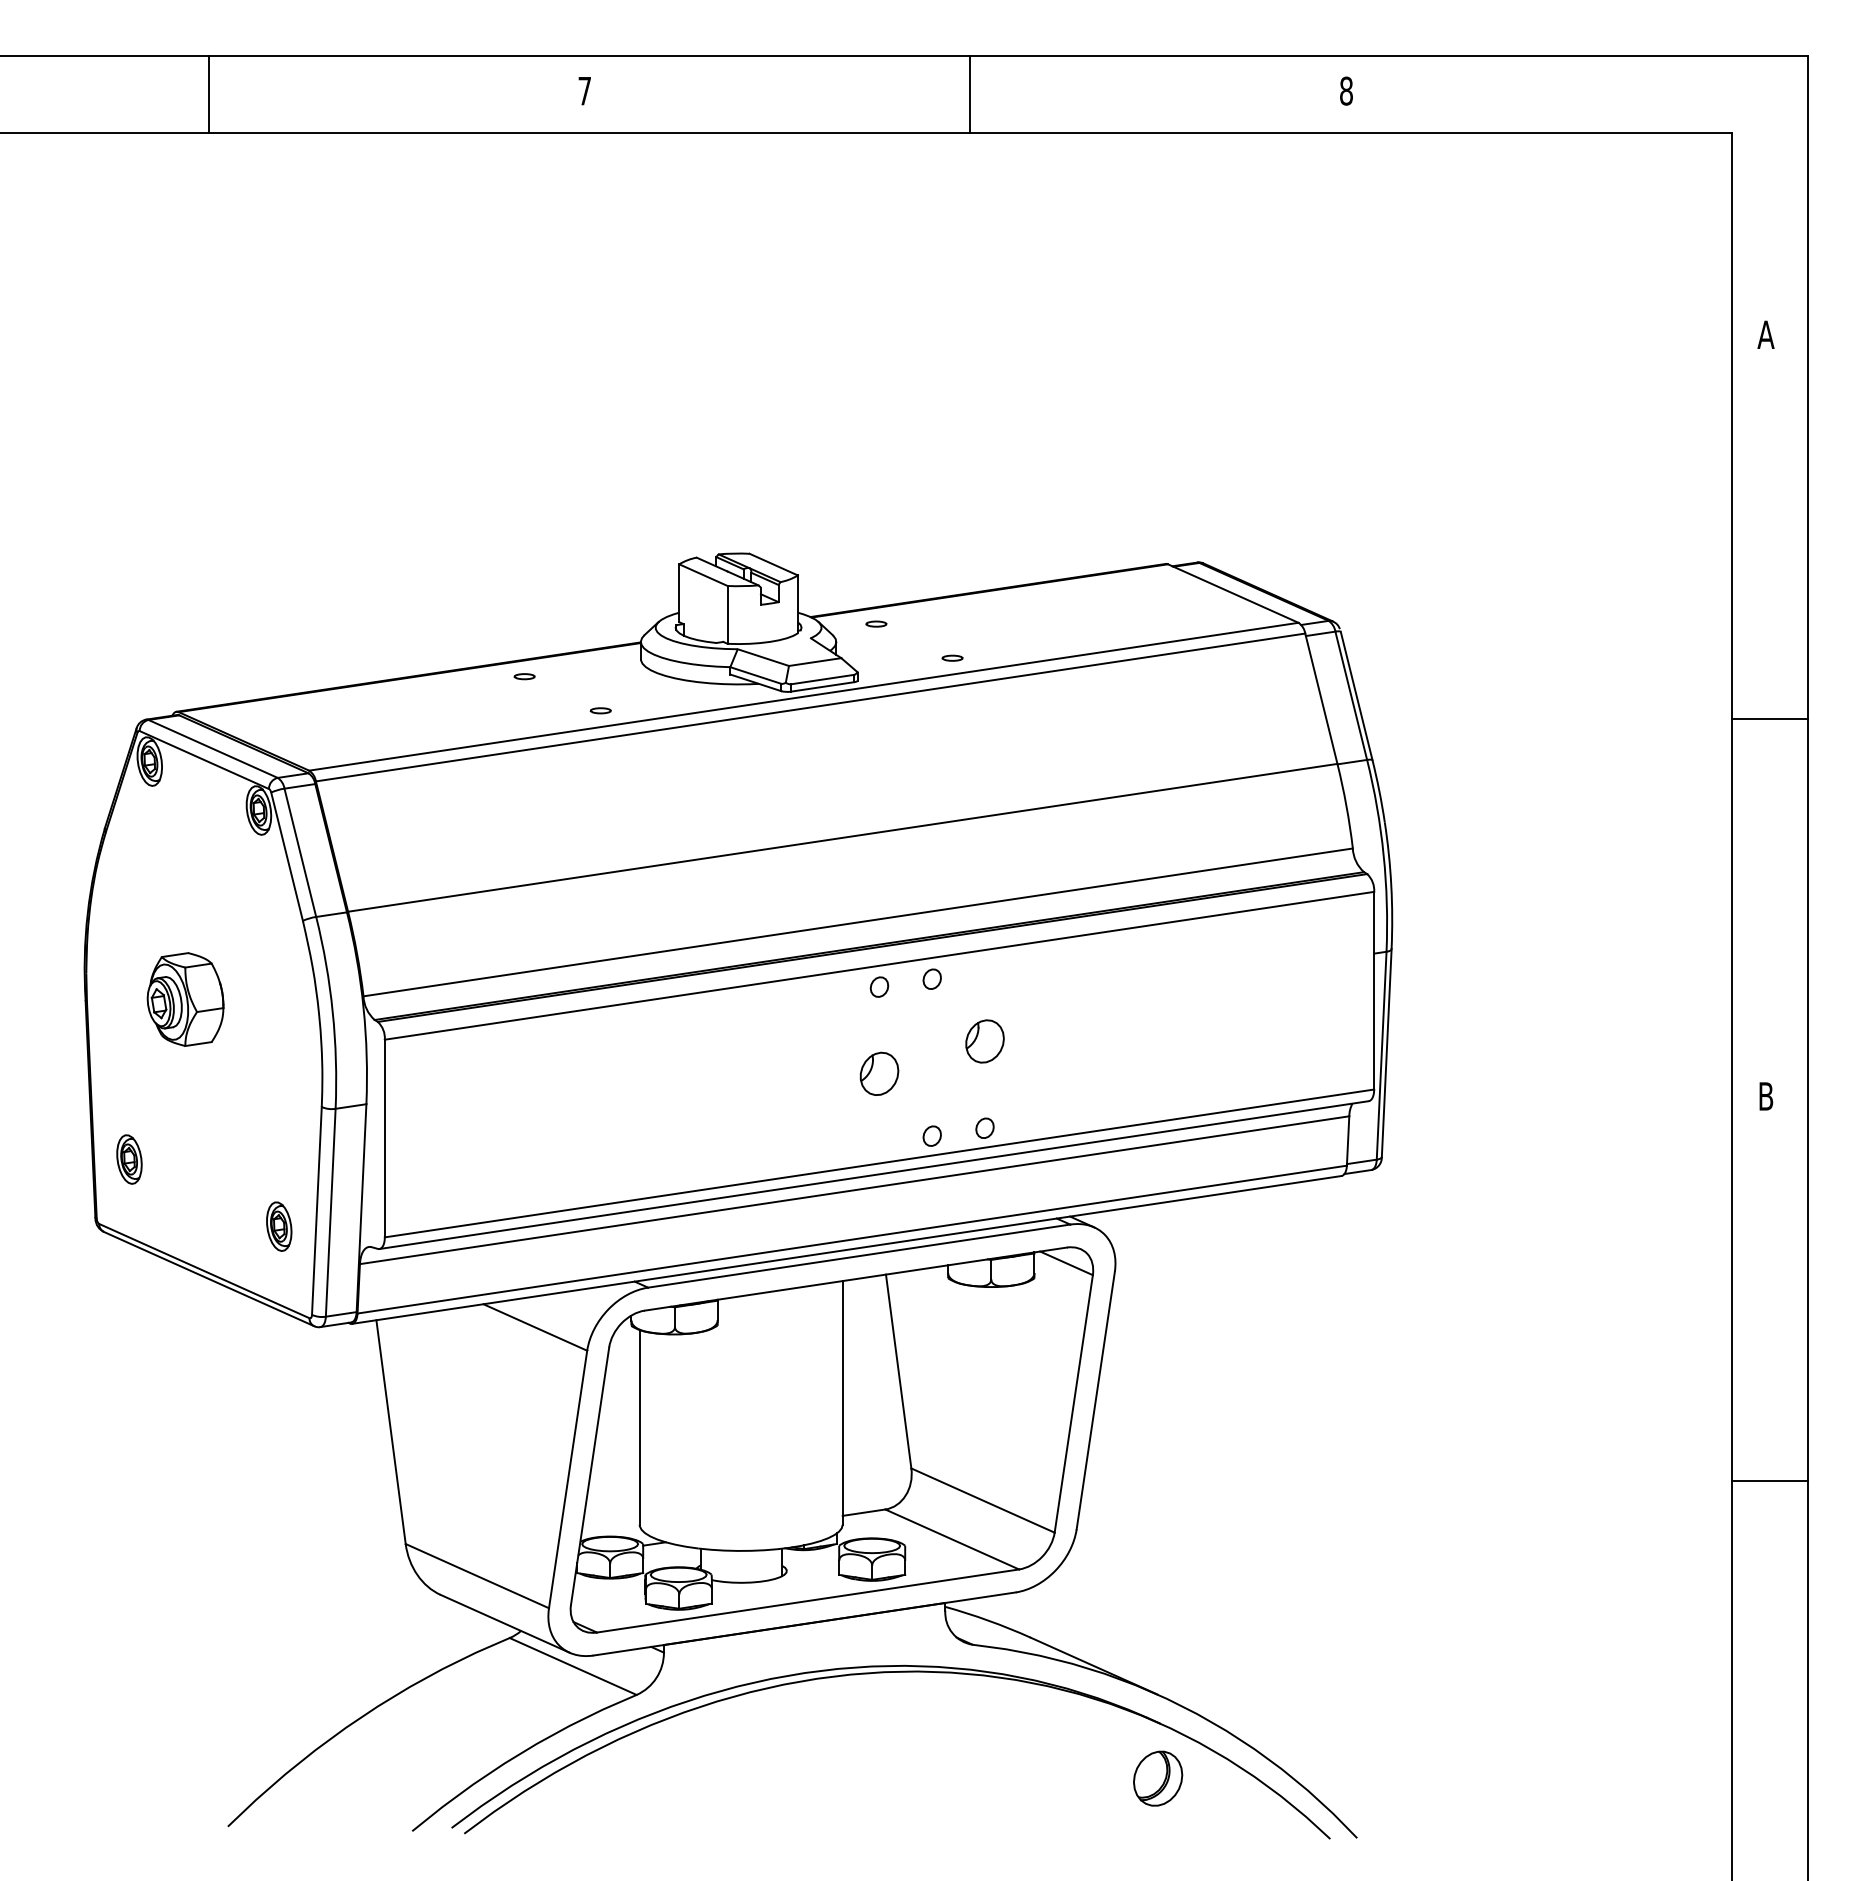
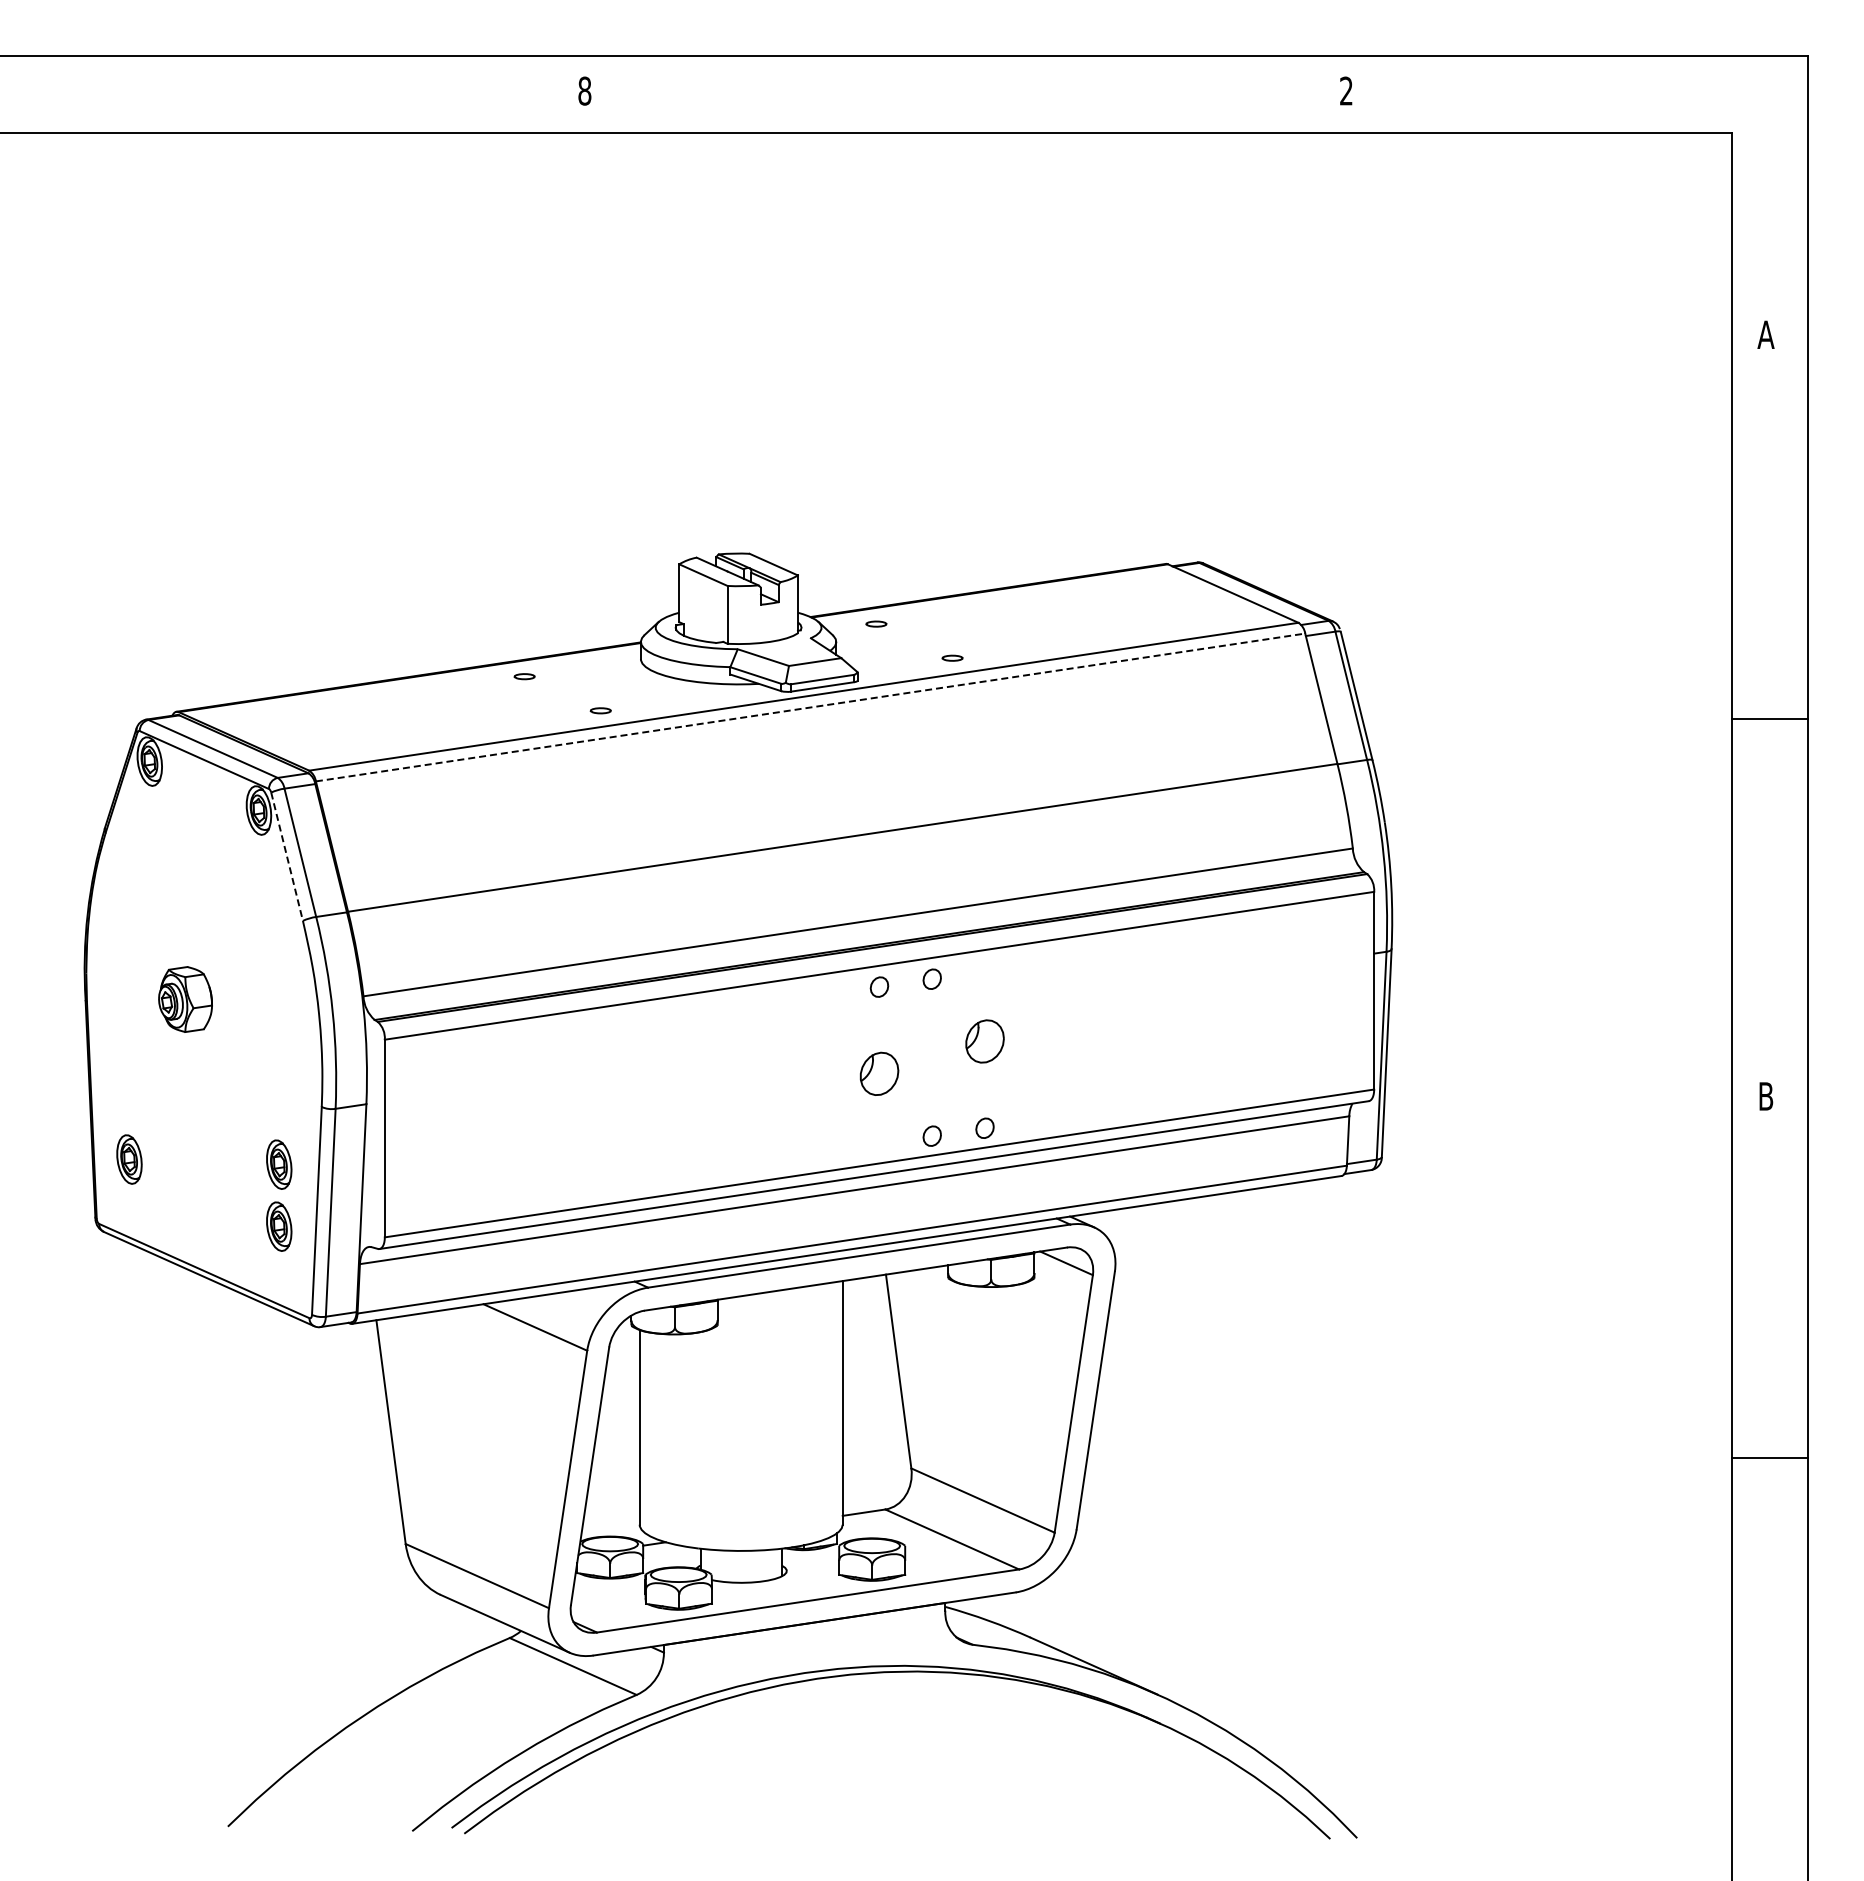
text: 7 -> 8 (584, 90)
text: 8 -> 2 (1346, 90)
line: present -> none (208, 94)
line: present -> none (970, 94)
line: solid -> dashed (811, 707)
line: solid -> dashed (287, 857)
part size: 79x95 px -> 55x67 px (185, 999)
part: none -> present (279, 1164)
line position: (1769, 1480) -> (1769, 1457) (1769, 1457)
part: present -> none (1158, 1778)
